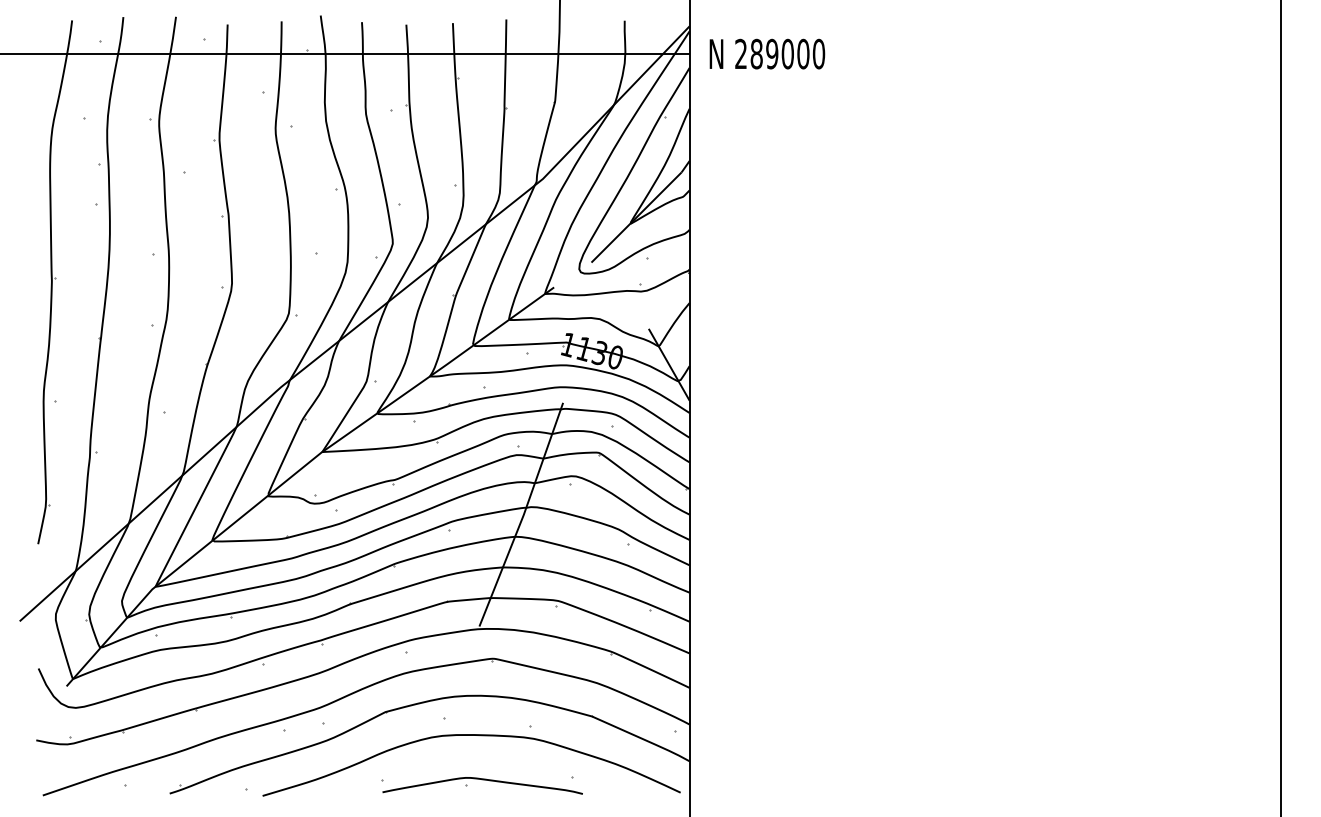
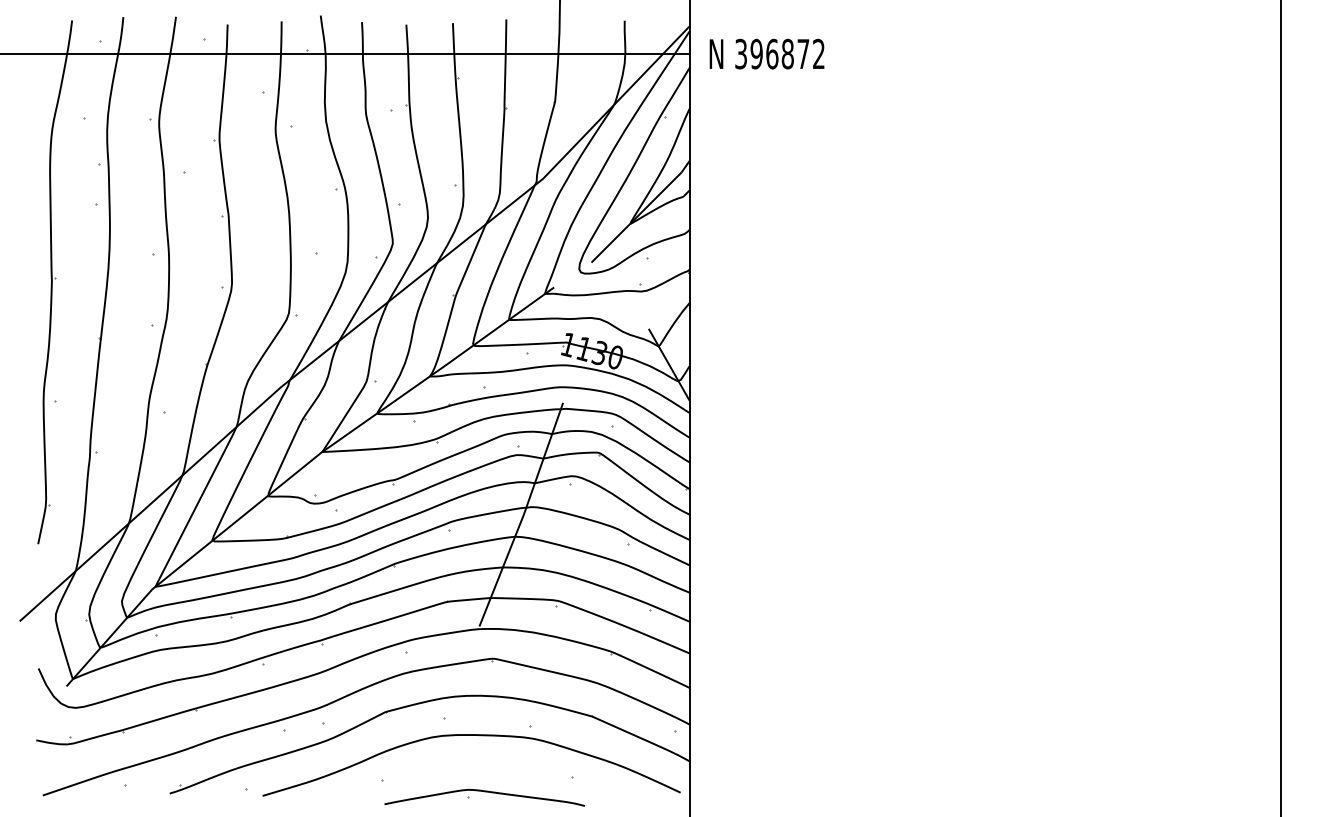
text: 289000 -> 396872 (780, 53)
part position: (482, 785) -> (484, 797) (484, 797)
